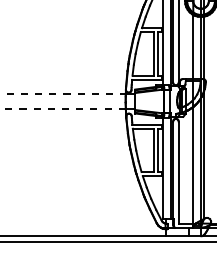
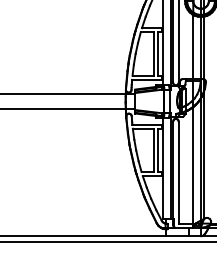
line: dashed -> solid (63, 94)
line: dashed -> solid (62, 108)
